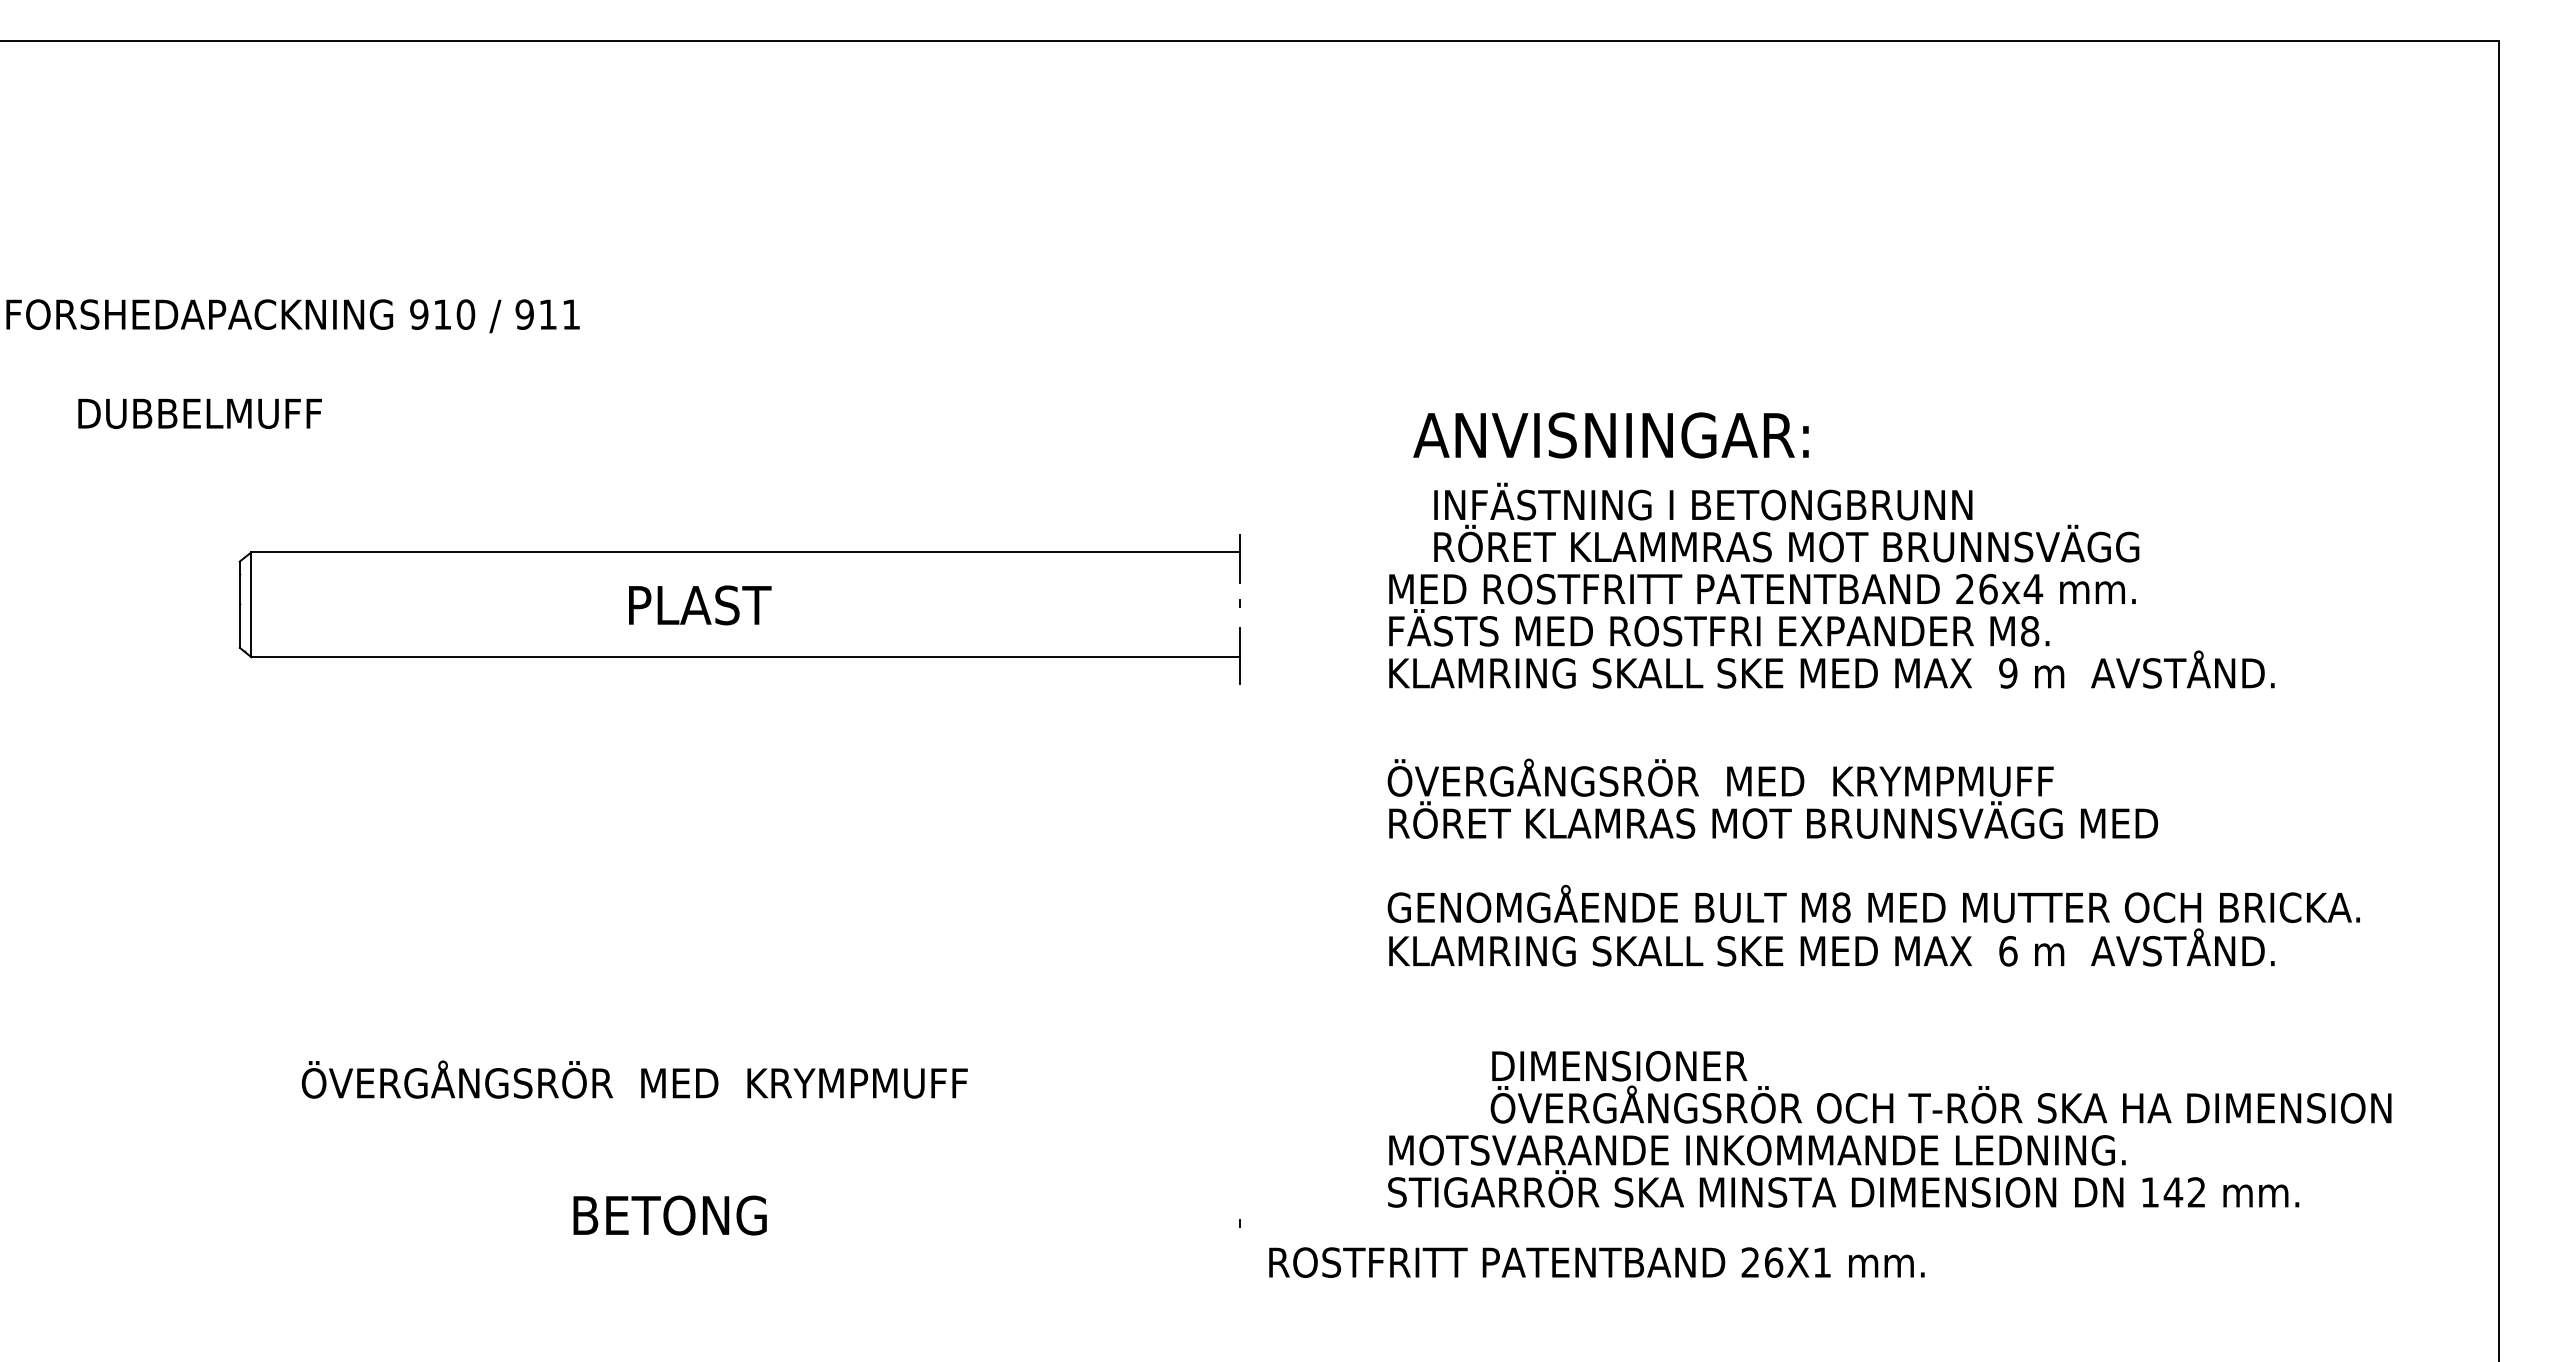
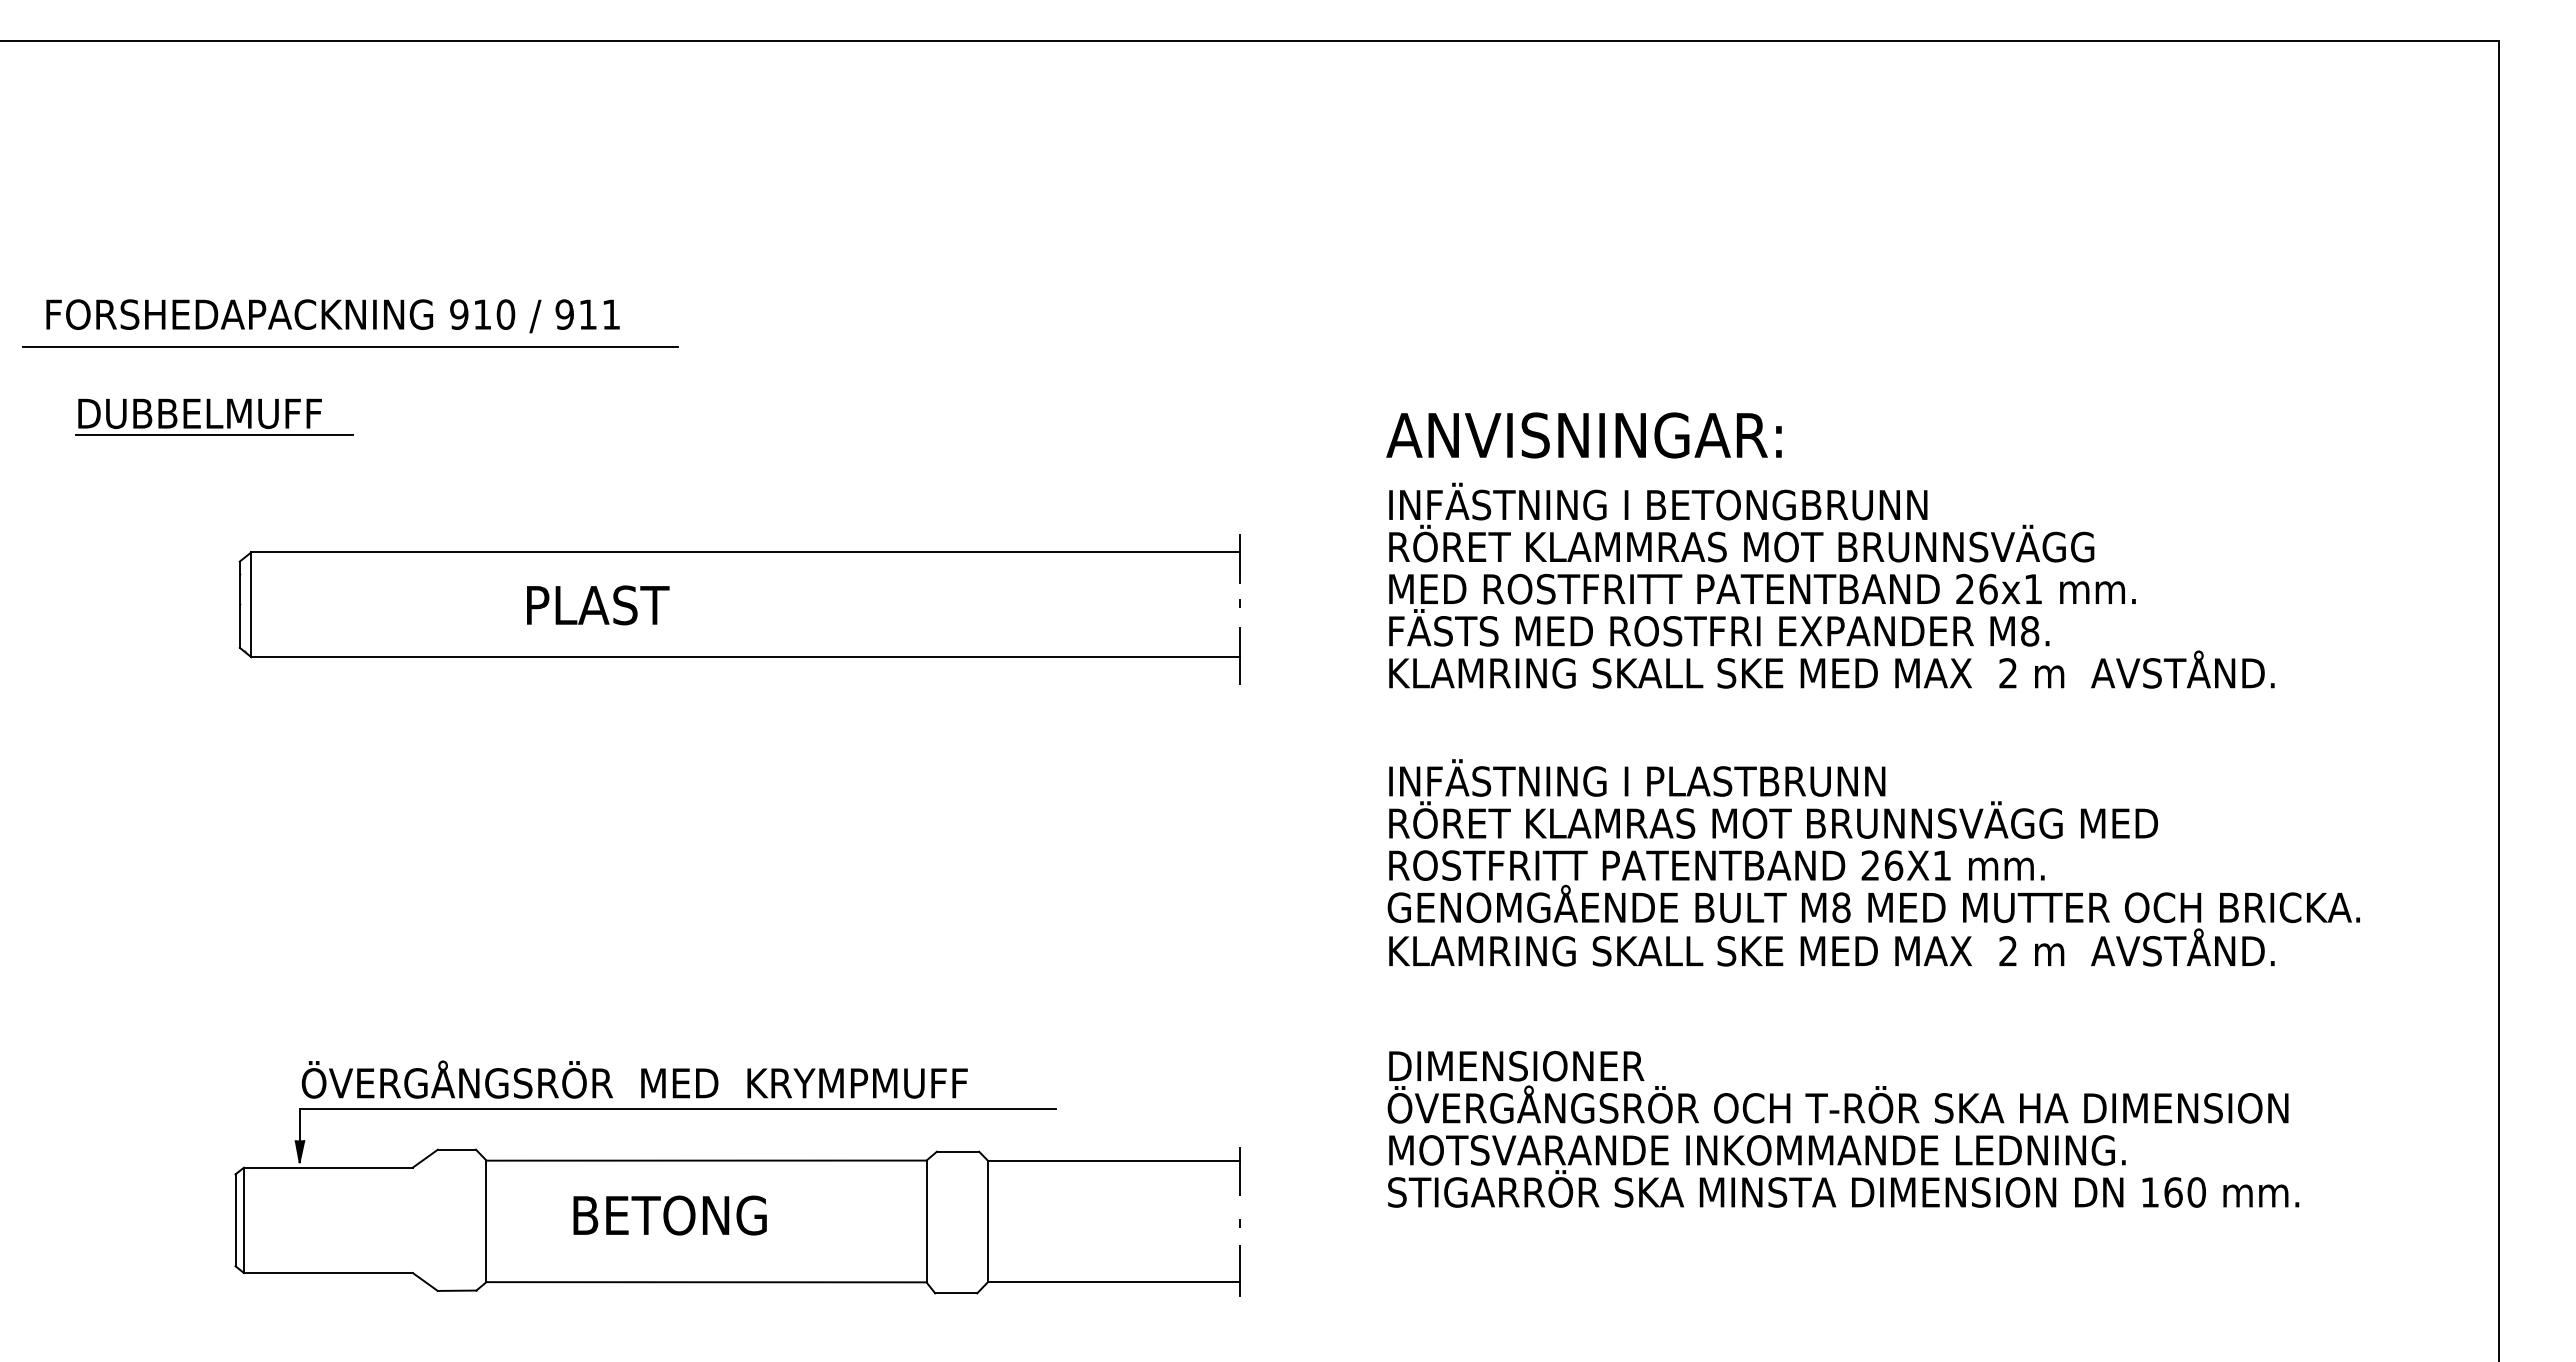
text position: (292, 316) -> (332, 316) (332, 316)
line: none -> present (350, 346)
line: none -> present (213, 434)
text position: (1610, 435) -> (1583, 435) (1583, 435)
text position: (1786, 522) -> (1741, 522) (1741, 522)
text: 26x4 -> 26x1 (2033, 588)
text position: (700, 605) -> (598, 605) (598, 605)
text: 9 -> 2 (2008, 673)
text: ÖVERGÅNGSRÖR  MED  KRYMPMUFF -> INFÄSTNING I PLASTBRUNN (1720, 777)
text: 6 -> 2 (2008, 951)
text position: (1940, 1087) -> (1837, 1087) (1837, 1087)
text: 142 -> 160 (2184, 1192)
part: none -> present (737, 1202)
text position: (1596, 1262) -> (1716, 865) (1716, 865)
